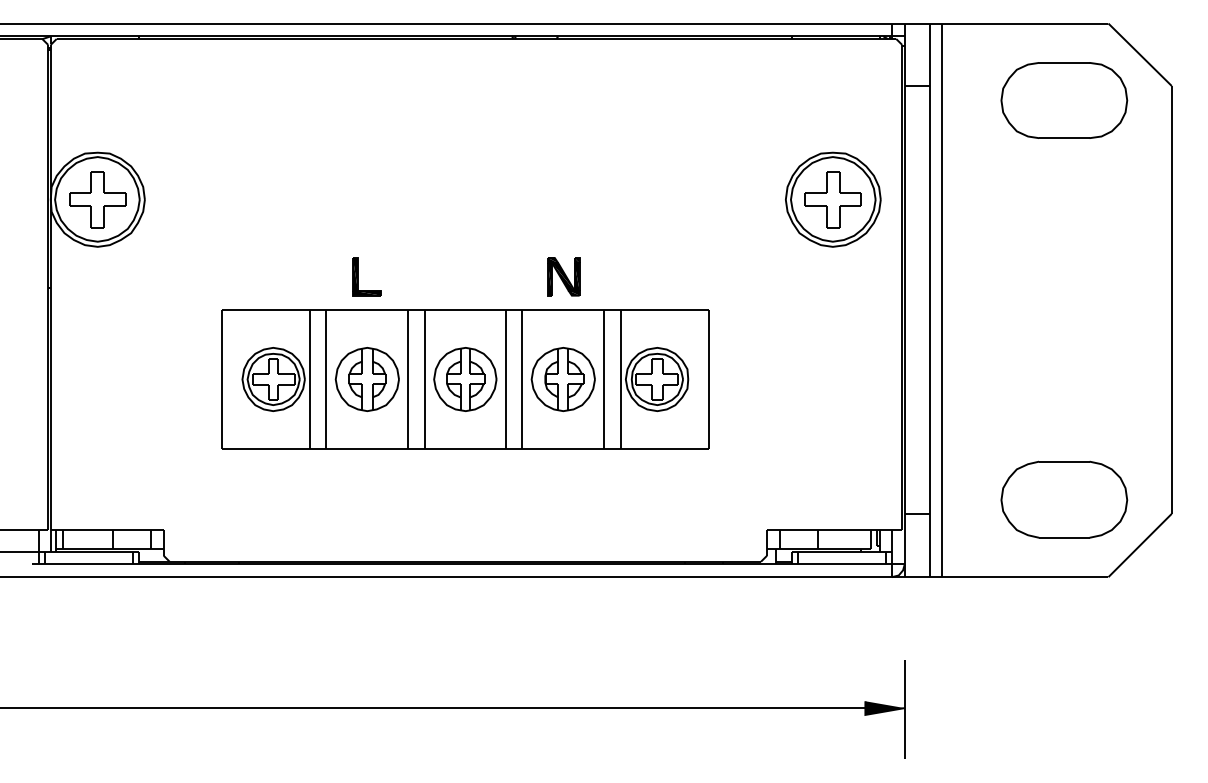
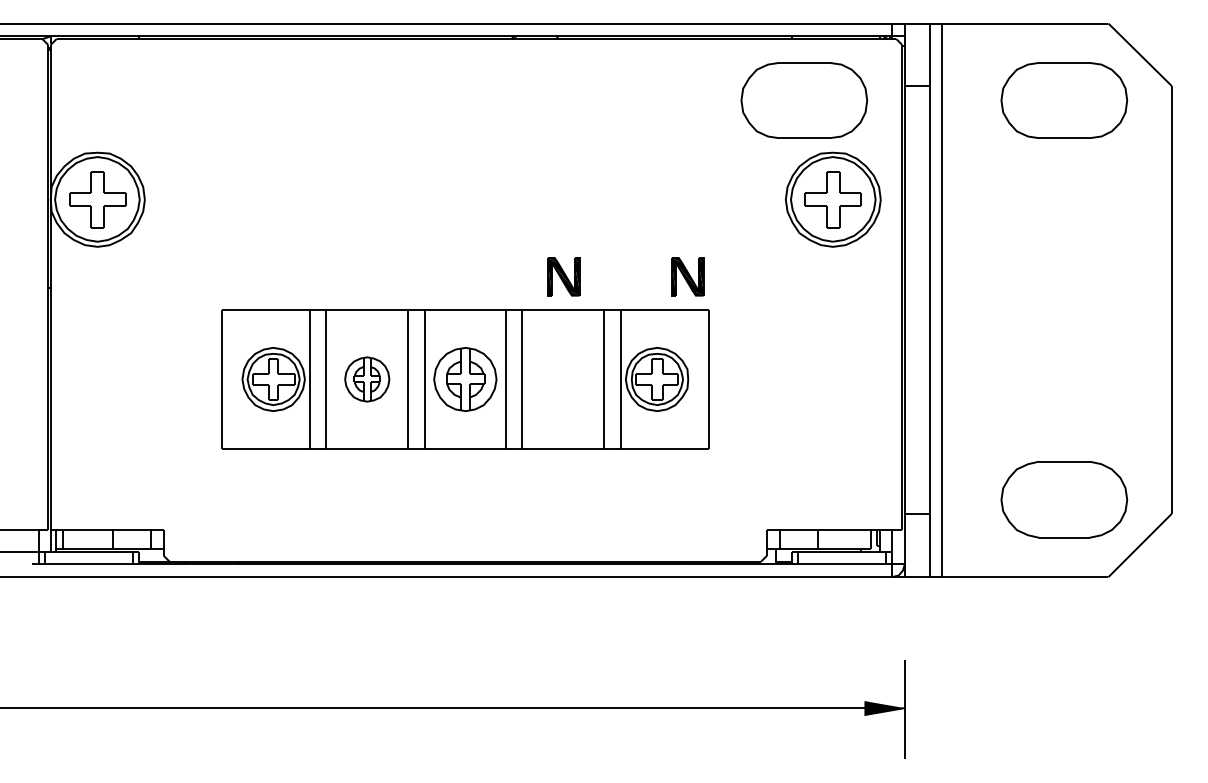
part: none -> present (804, 100)
part: present -> none (358, 276)
part: none -> present (687, 276)
part size: 66x65 px -> 47x47 px (367, 379)
part: present -> none (562, 379)
